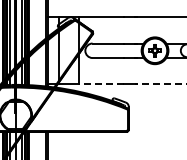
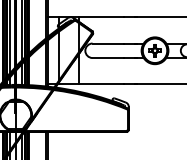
line: dashed -> solid (100, 84)
line: dashed -> solid (160, 84)
